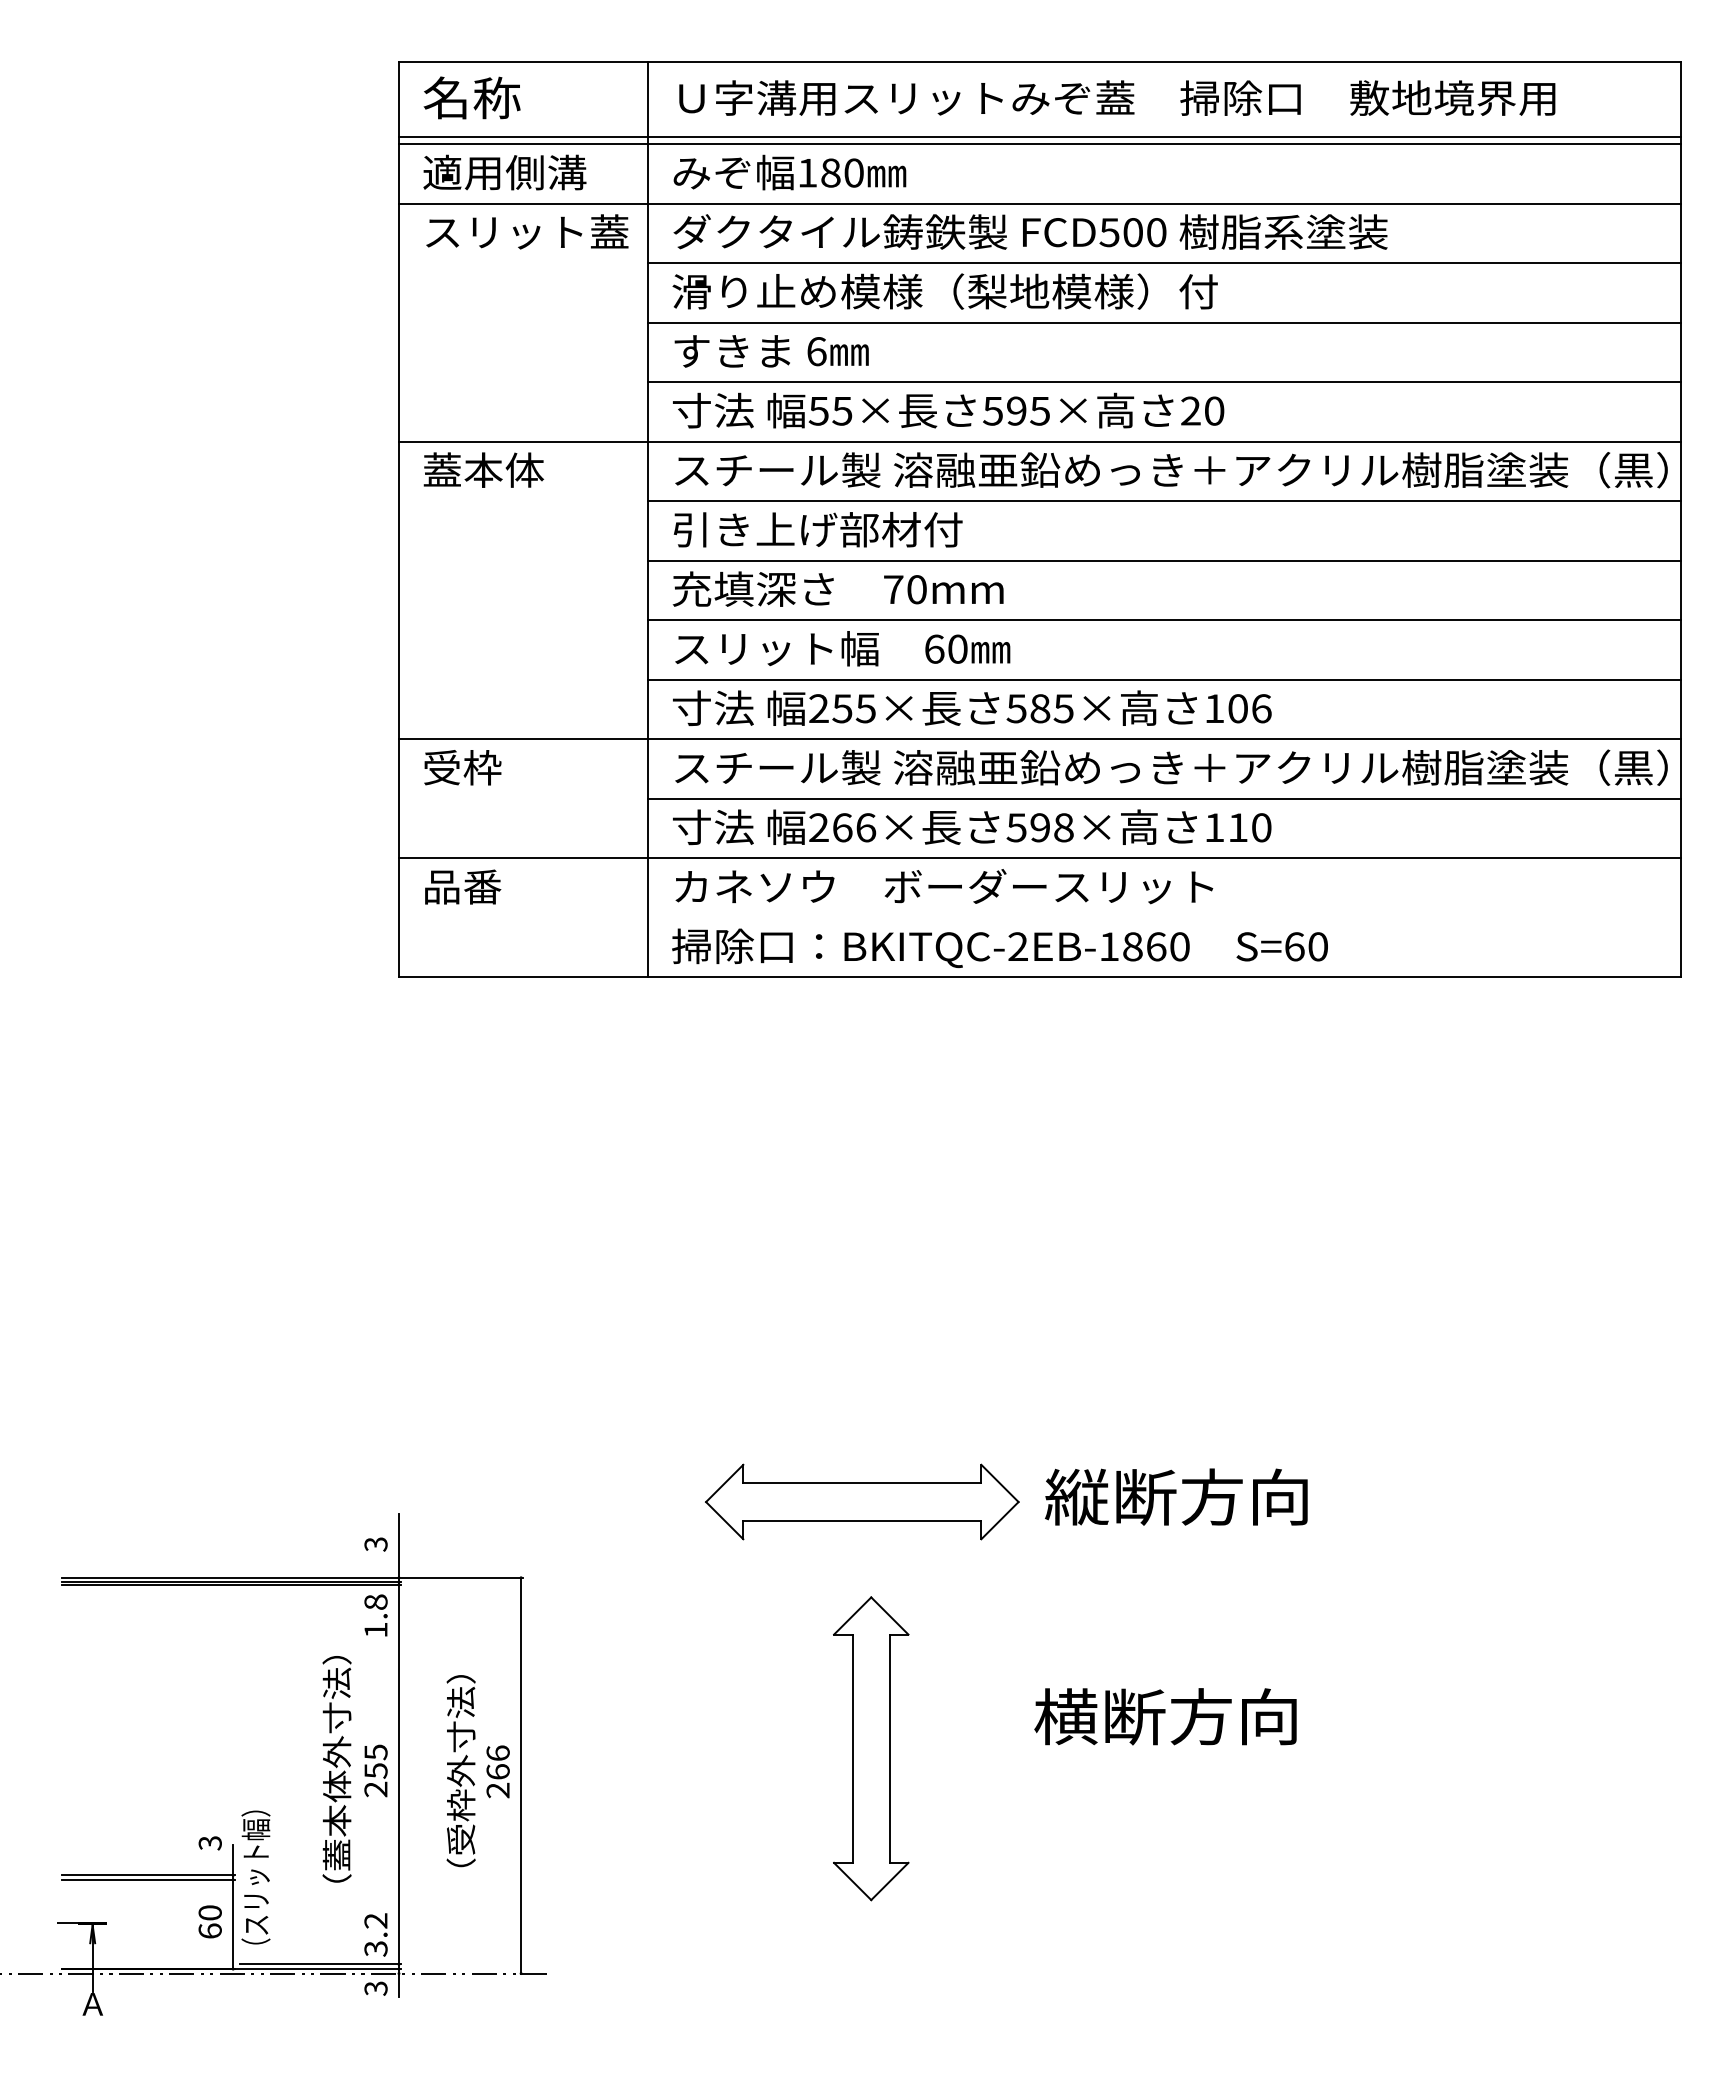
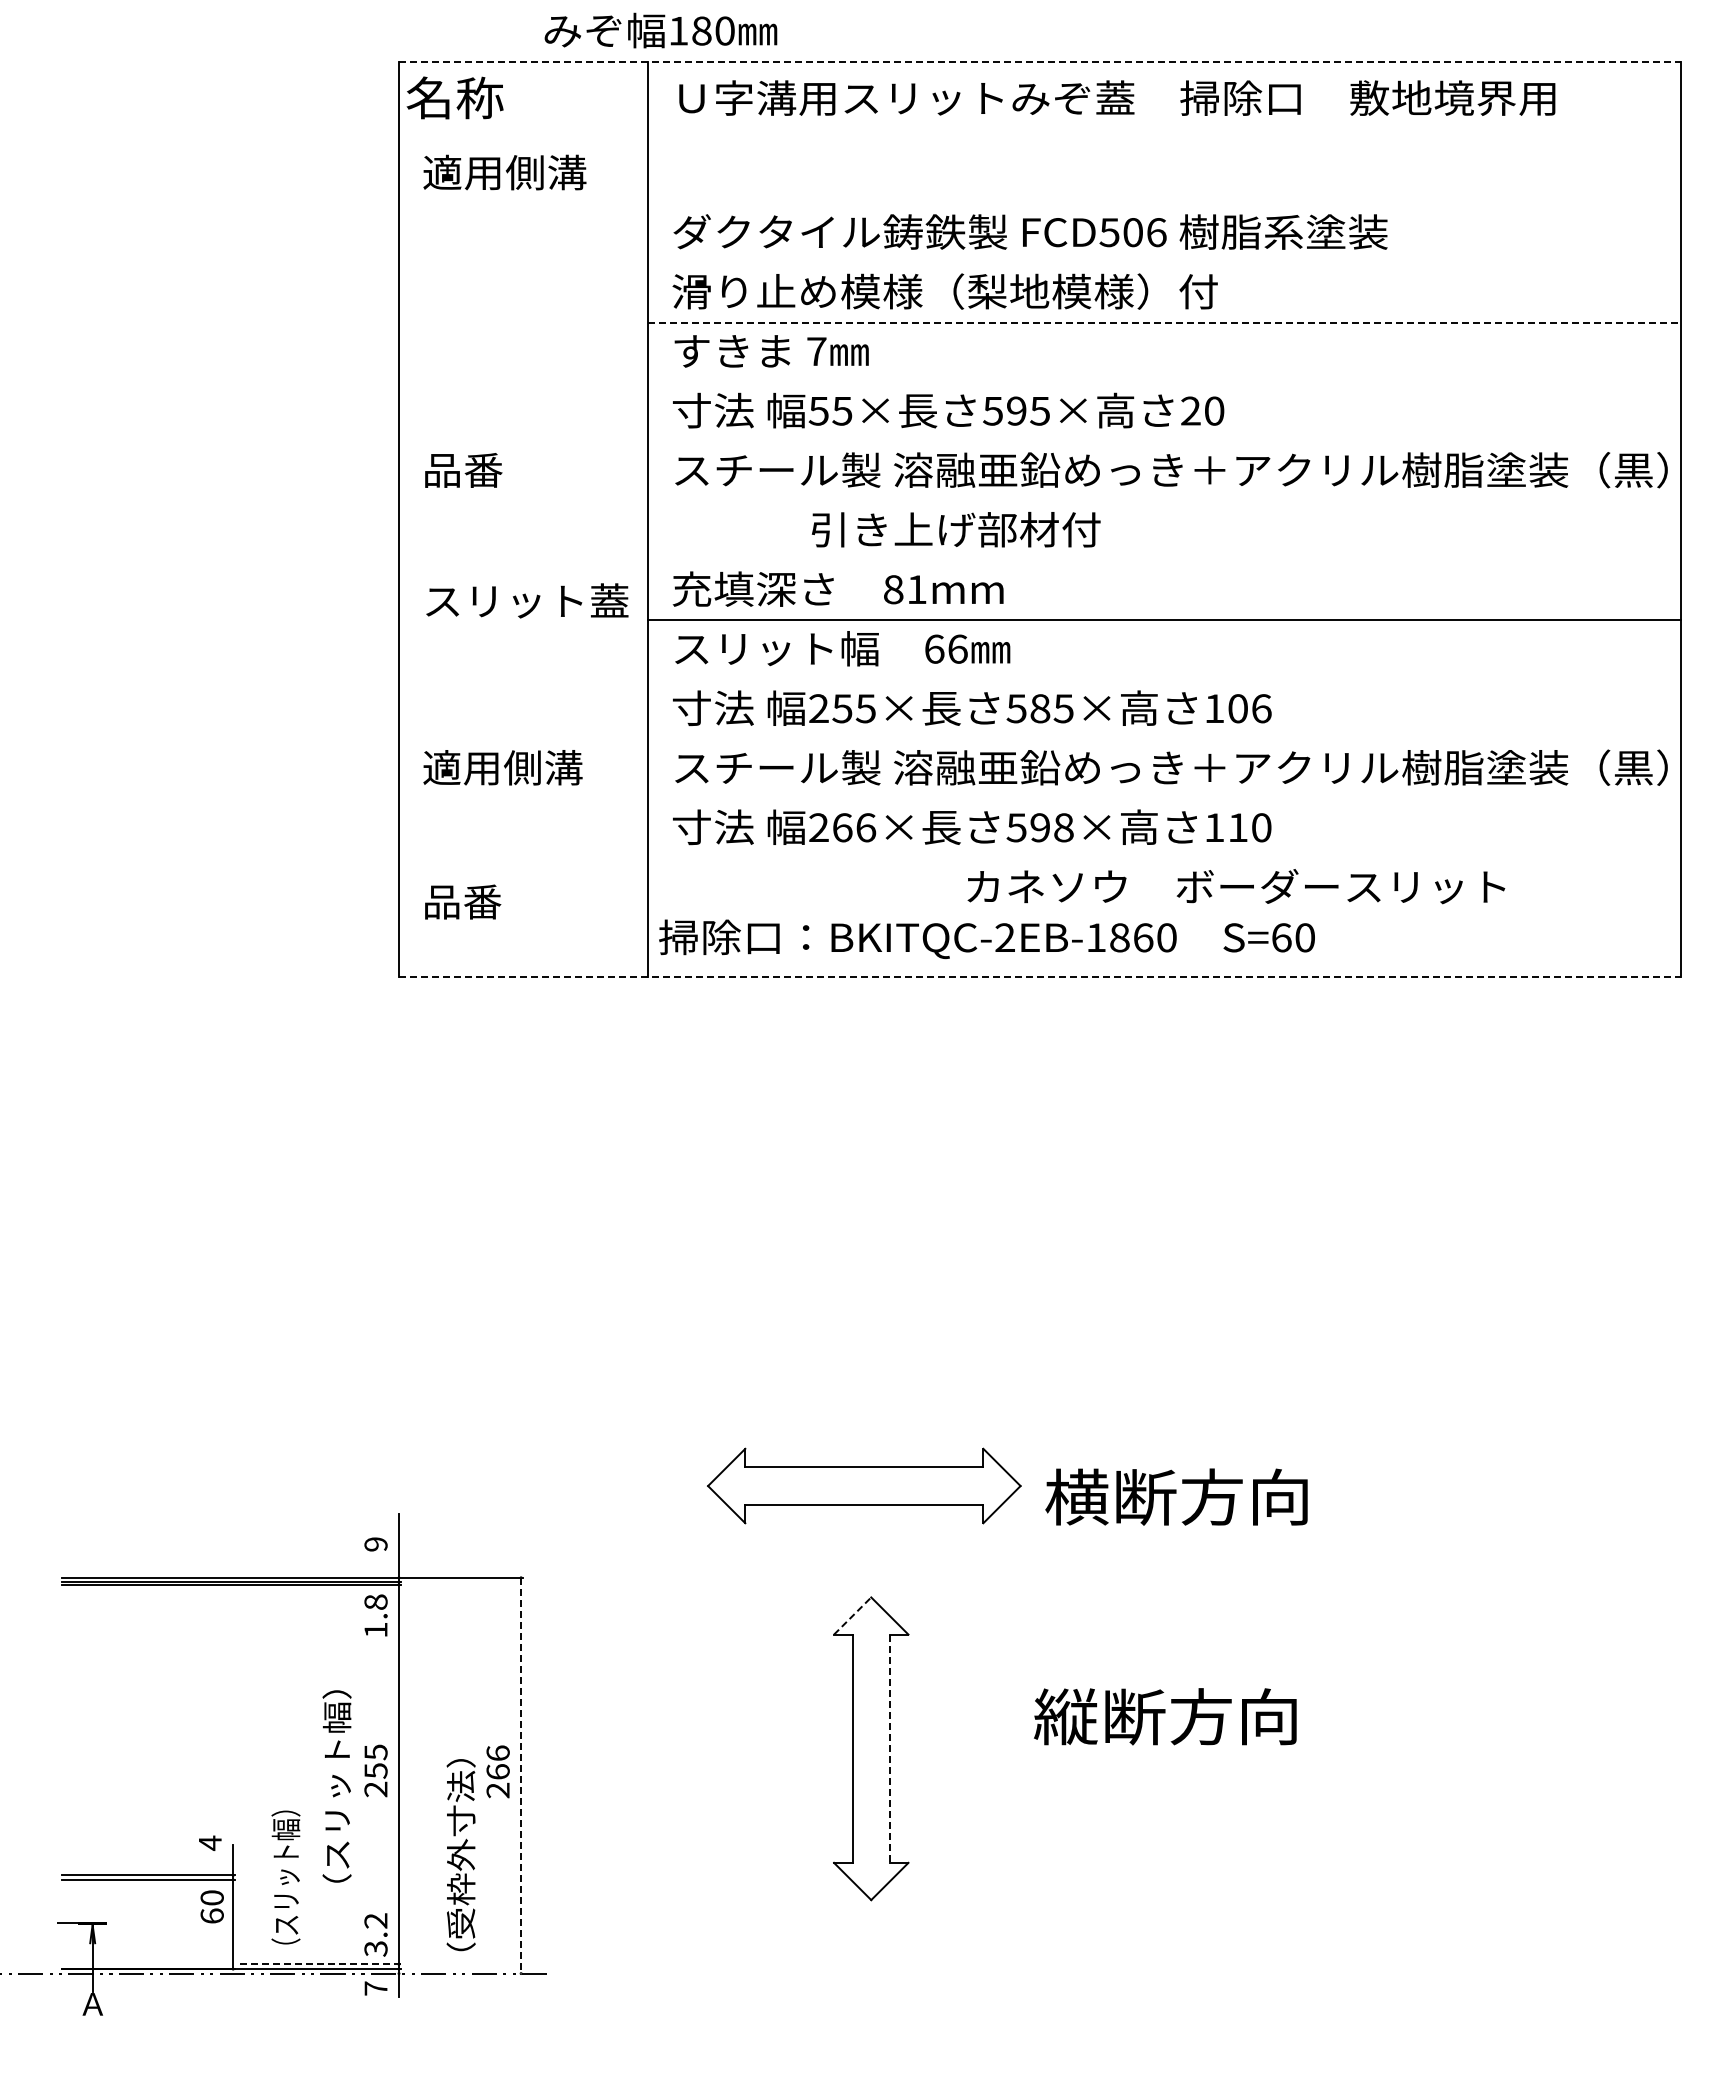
line: solid -> dashed (1040, 62)
text position: (471, 97) -> (454, 97) (454, 97)
line: present -> none (1040, 136)
line: present -> none (1040, 144)
text position: (789, 172) -> (660, 30) (660, 30)
line: present -> none (1040, 203)
text position: (527, 231) -> (527, 600) (527, 600)
text: FCD500 -> FCD506 (1156, 232)
line: present -> none (1164, 263)
line: solid -> dashed (1165, 322)
text: 6 -> 7 (816, 351)
line: present -> none (1164, 382)
line: present -> none (1040, 441)
text: 蓋本体 -> 品番 (483, 469)
line: present -> none (1164, 501)
text position: (817, 529) -> (955, 529) (955, 529)
line: present -> none (1164, 560)
text: 70mm -> 81mm (905, 589)
text: 60 -> 66 (957, 648)
line: present -> none (1164, 679)
line: present -> none (1040, 739)
text: 受枠 -> 適用側溝 (502, 767)
line: present -> none (1164, 798)
line: present -> none (1040, 858)
text position: (463, 886) -> (463, 901) (463, 901)
text position: (944, 886) -> (1236, 886) (1236, 886)
text position: (999, 948) -> (986, 939) (986, 939)
line: solid -> dashed (1040, 977)
text: 縦断方向 -> 横断方向 (1076, 1496)
part position: (862, 1501) -> (864, 1485) (864, 1485)
text: 3 -> 9 (375, 1544)
line: solid -> dashed (853, 1615)
text: 横断方向 -> 縦断方向 (1065, 1716)
line: solid -> dashed (889, 1749)
text: （蓋本体外寸法） -> （スリット幅） (336, 1763)
text position: (460, 1771) -> (460, 1855) (460, 1855)
line: solid -> dashed (521, 1775)
text: 3 -> 4 (209, 1843)
text position: (255, 1877) -> (285, 1877) (285, 1877)
text position: (209, 1921) -> (211, 1906) (211, 1906)
line: solid -> dashed (320, 1964)
text: 3 -> 7 (375, 1988)
